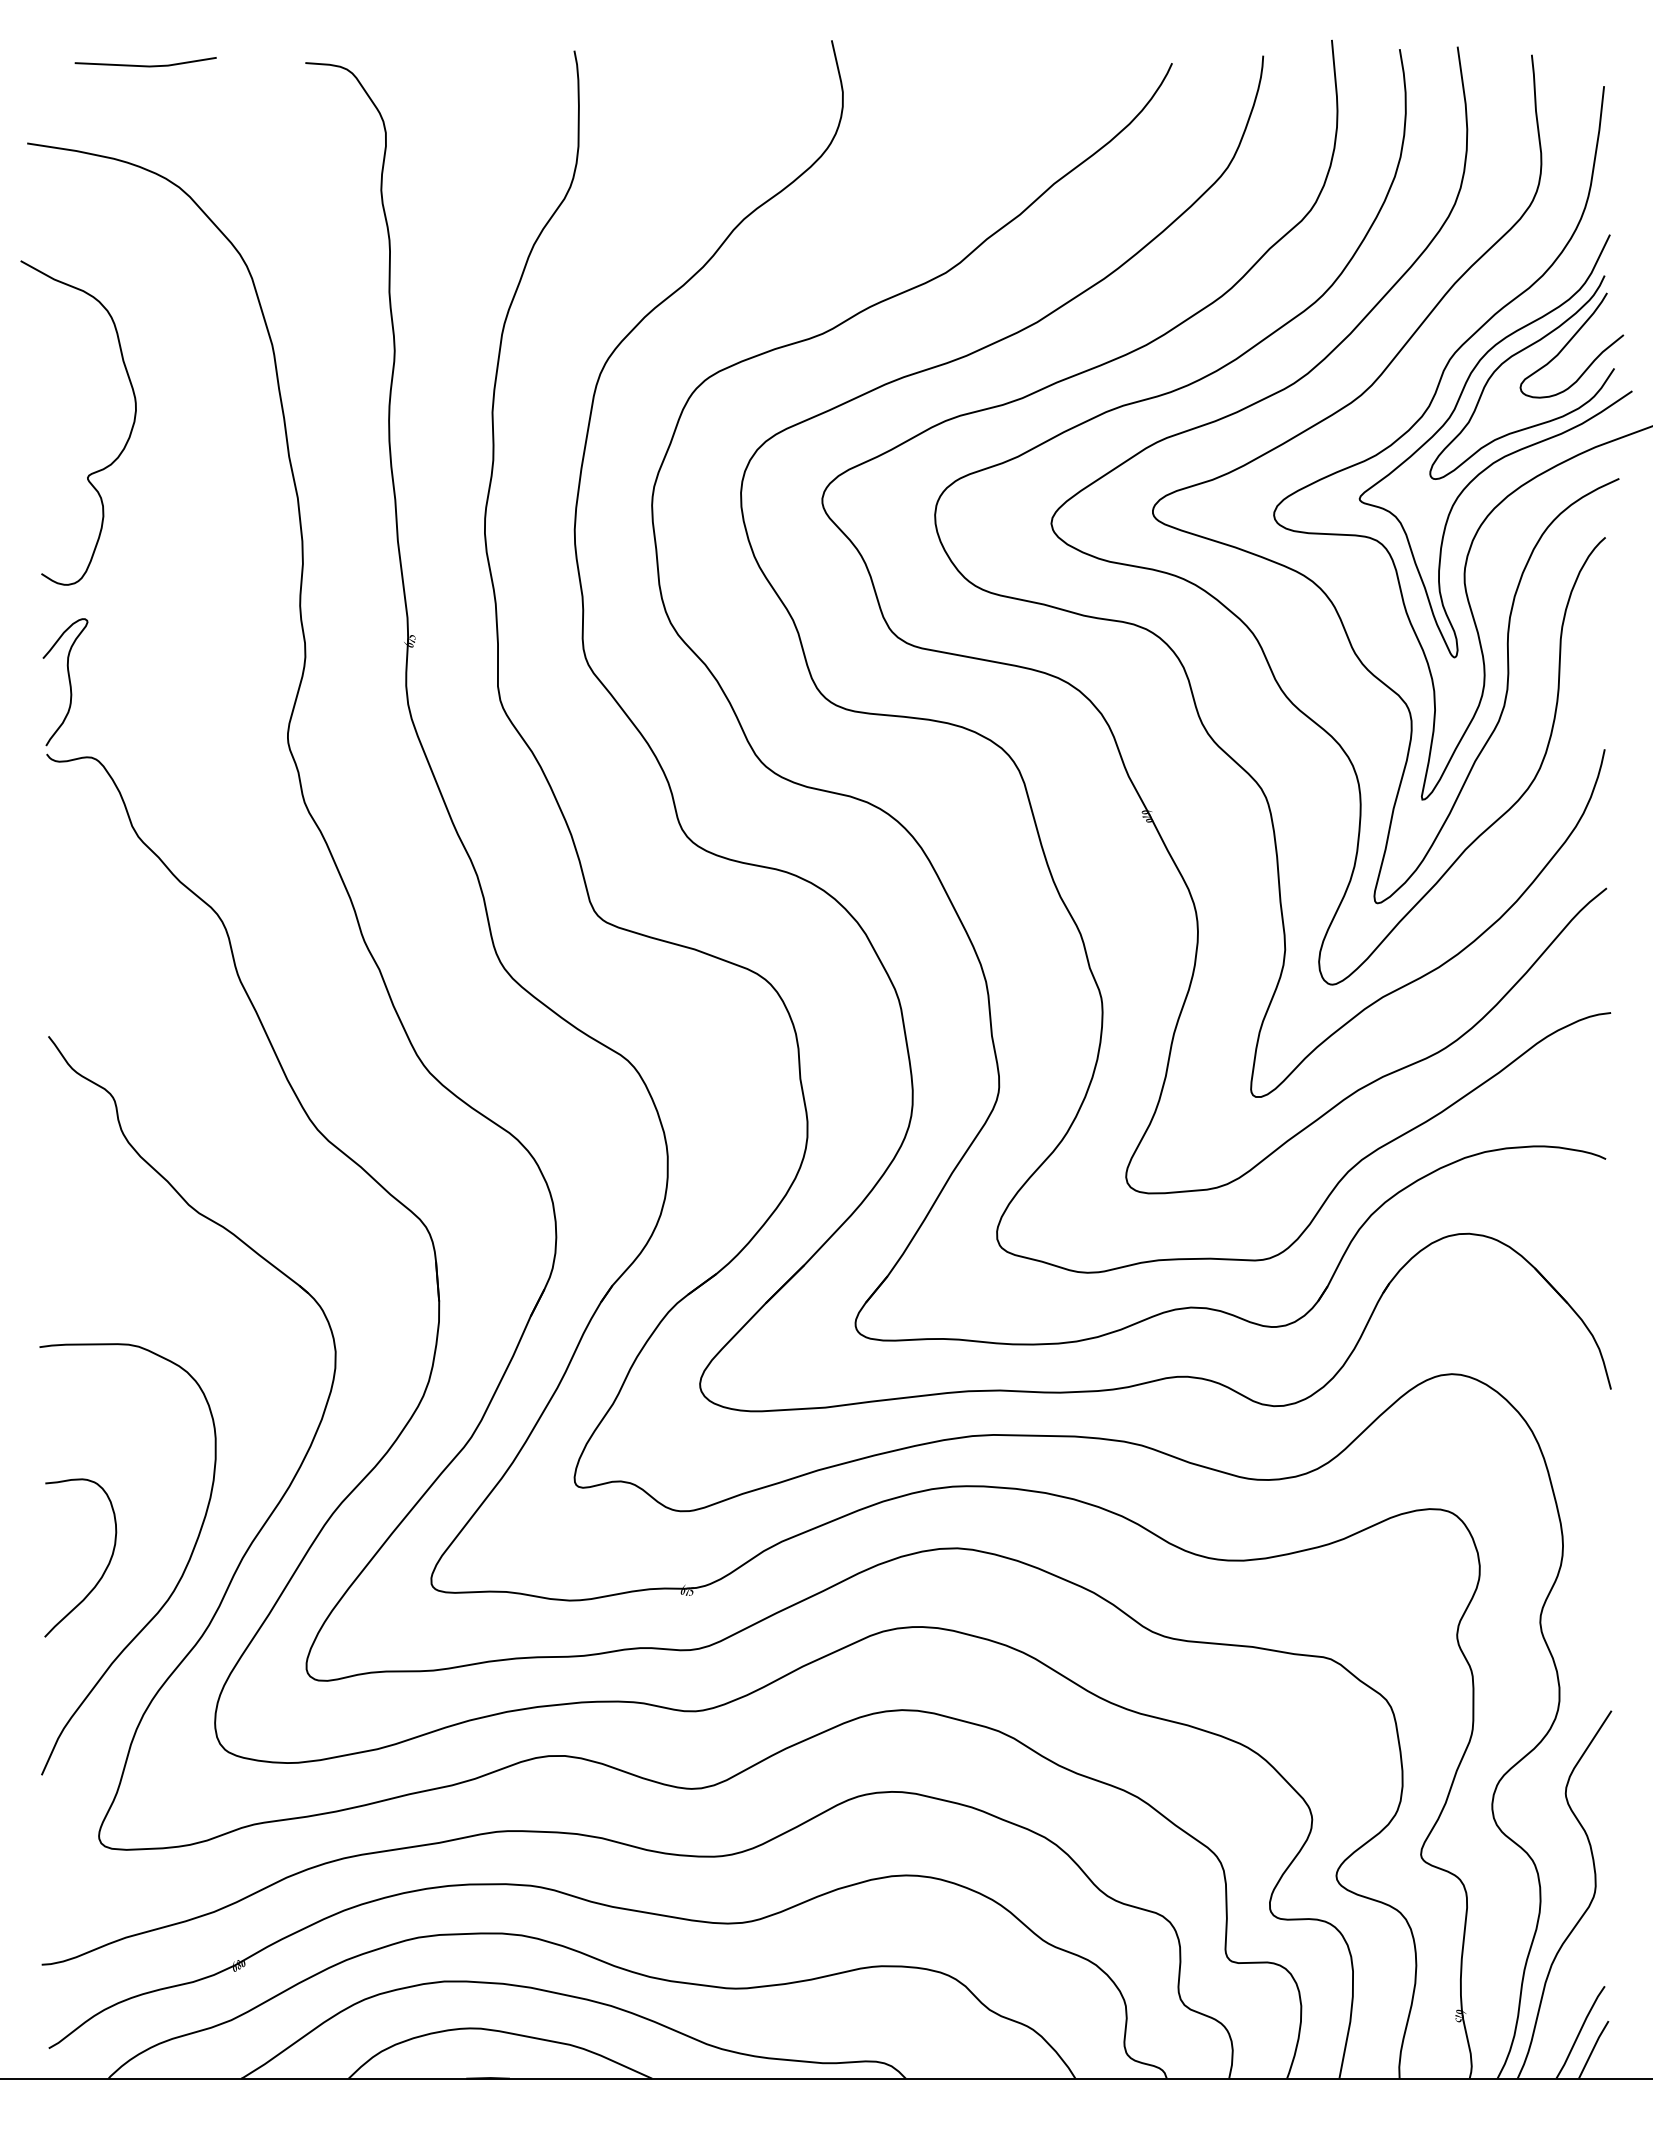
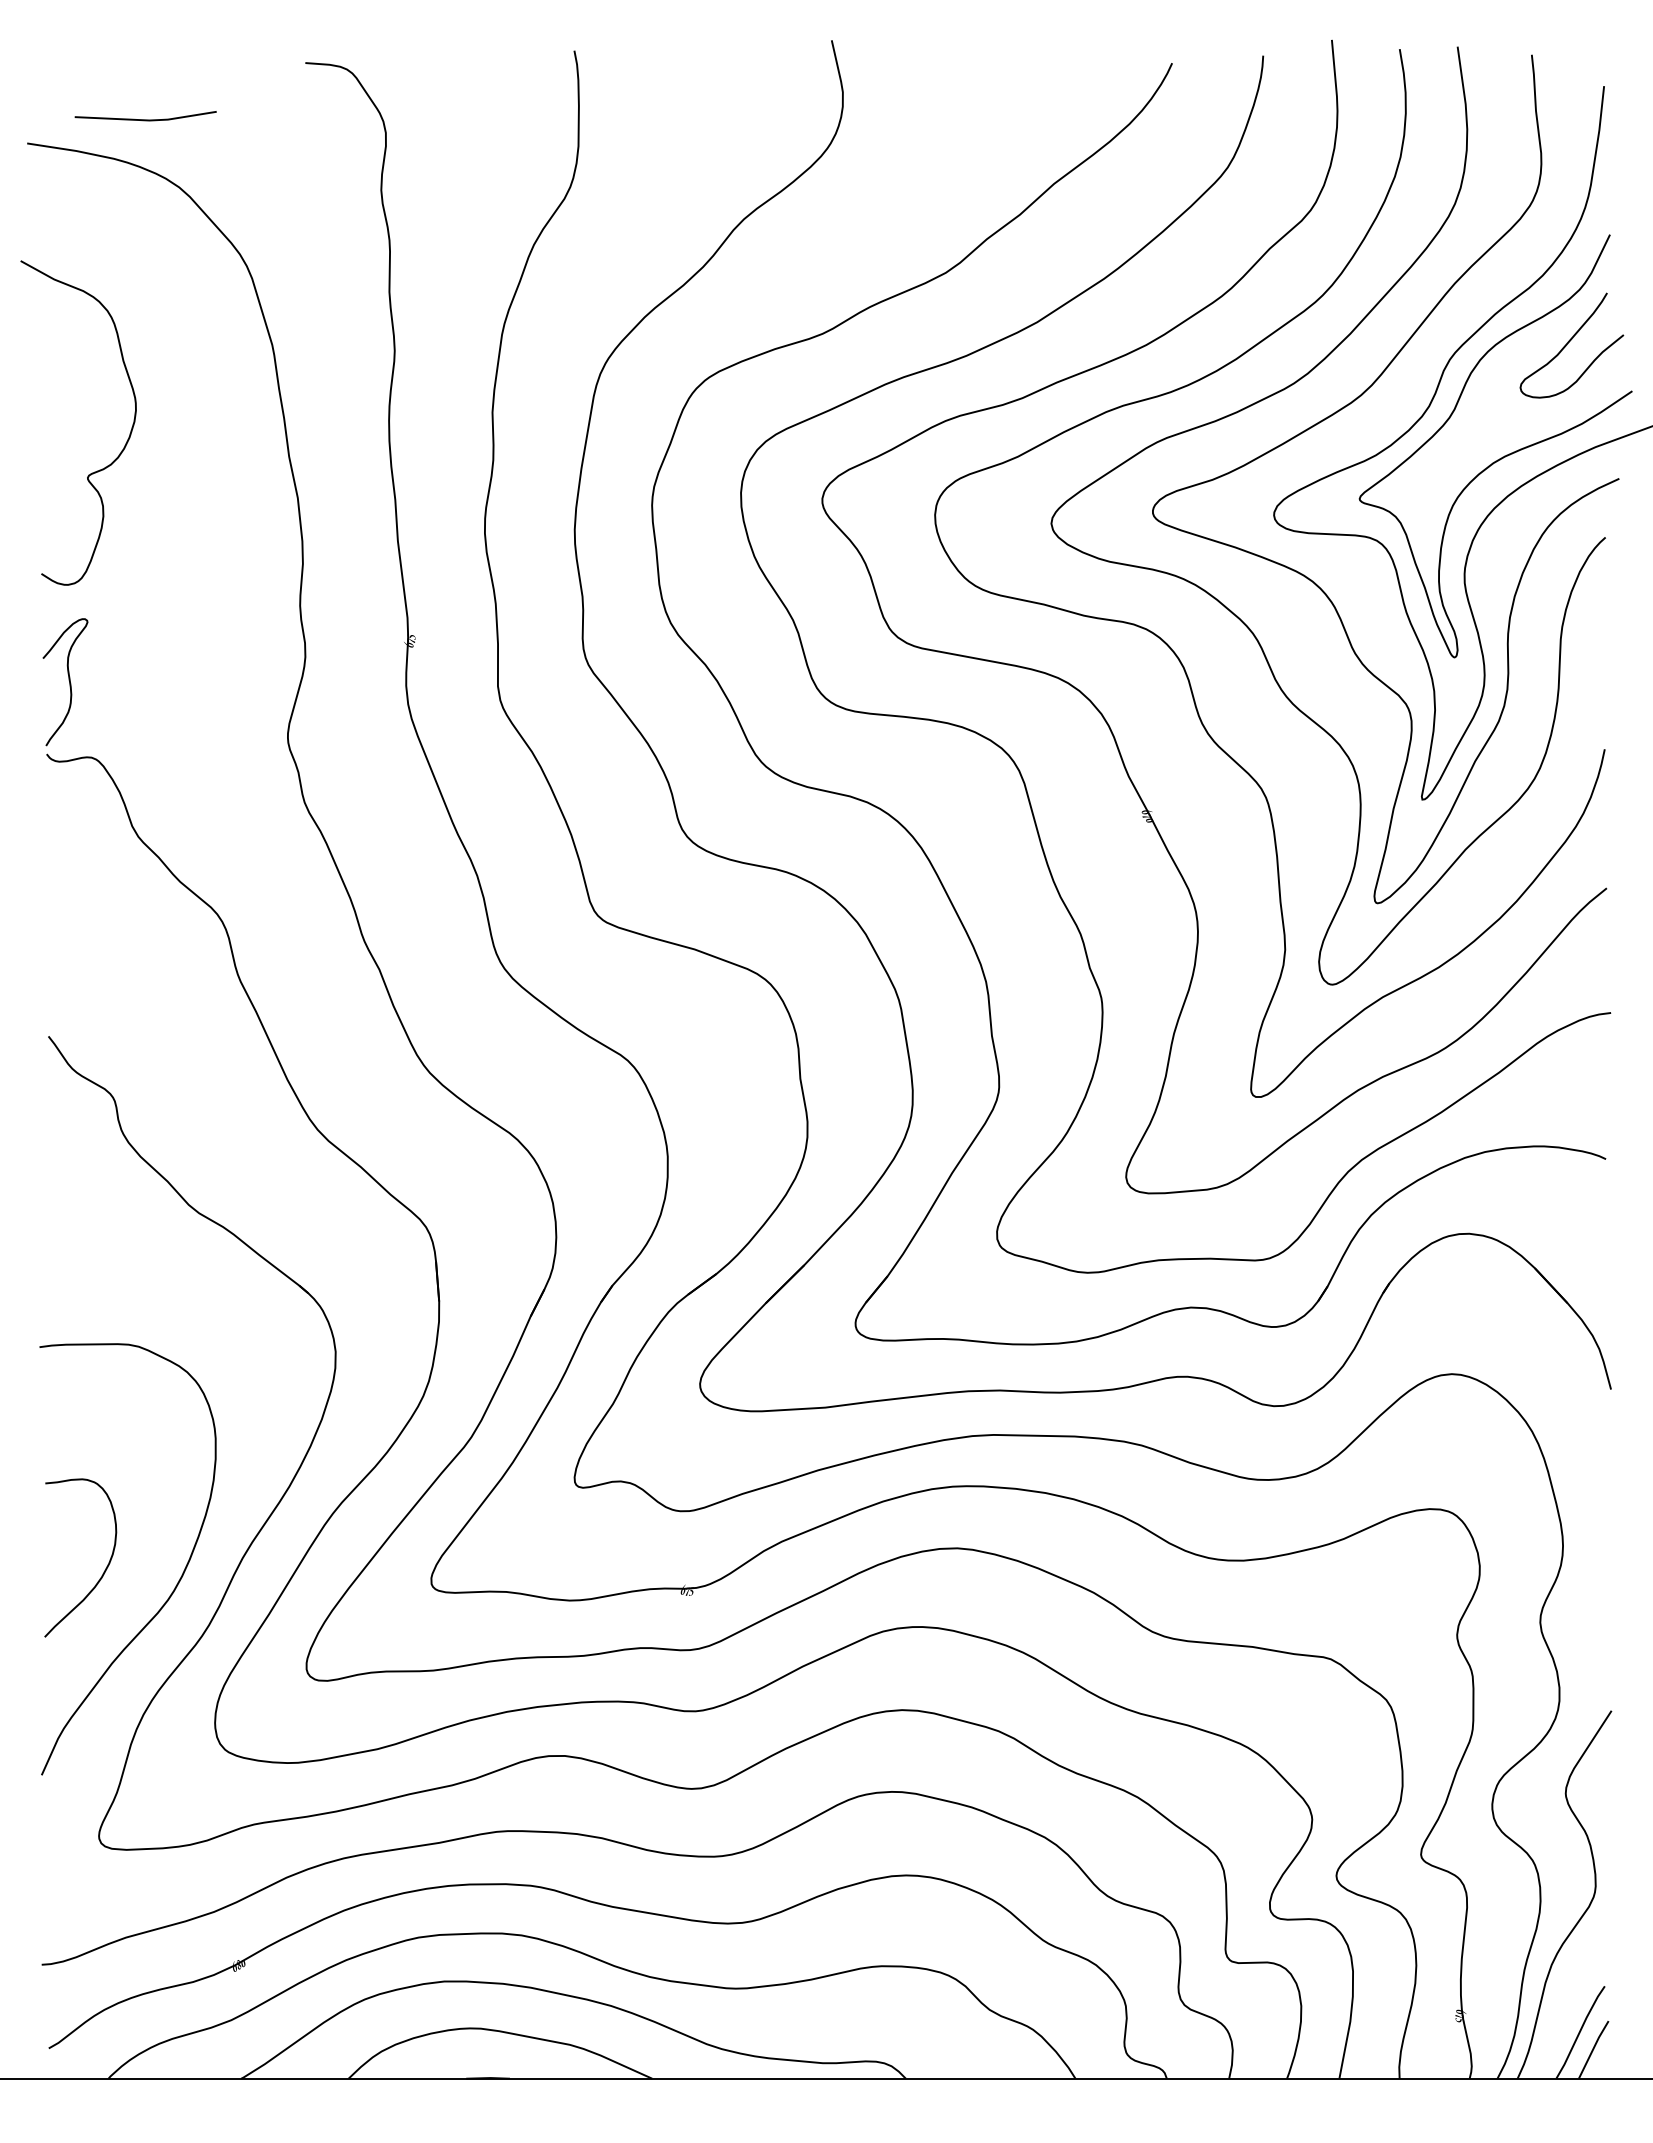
line position: (145, 65) -> (145, 119) (145, 119)
curve: present -> none (1508, 360)
